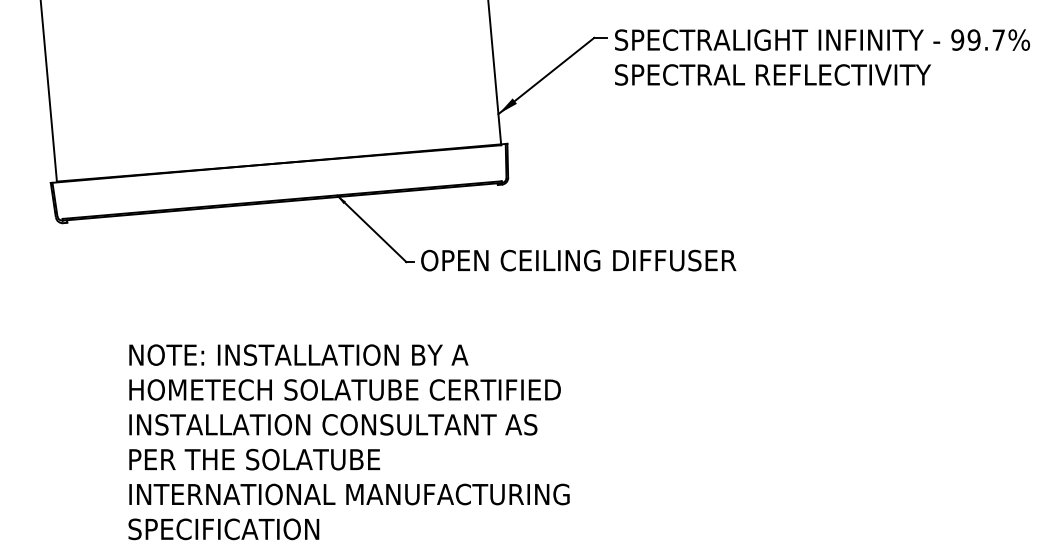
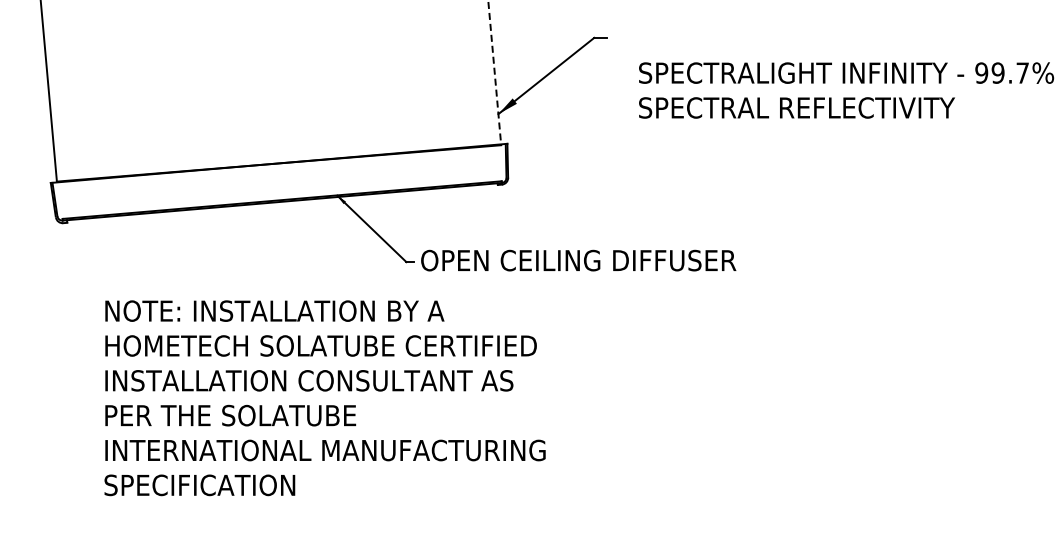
text position: (822, 57) -> (846, 90) (846, 90)
line: solid -> dashed (494, 73)
text position: (348, 442) -> (324, 398) (324, 398)
